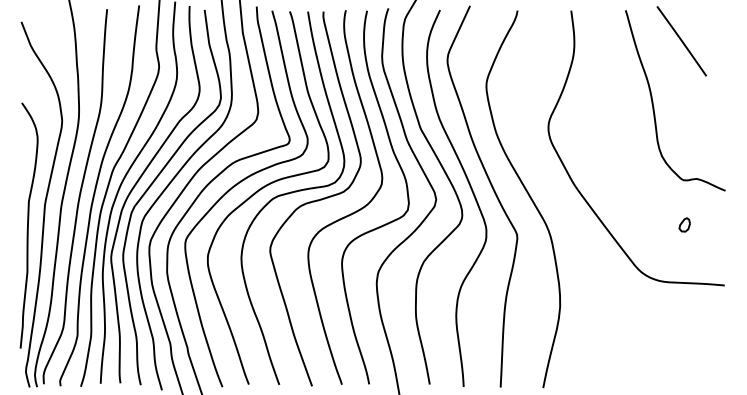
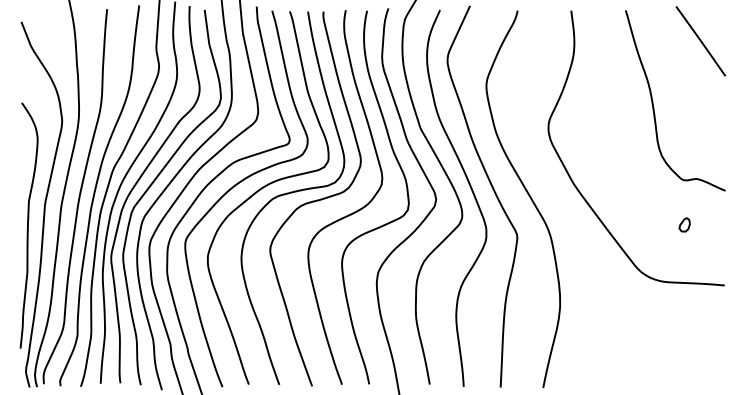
line position: (681, 41) -> (700, 41) (700, 41)
